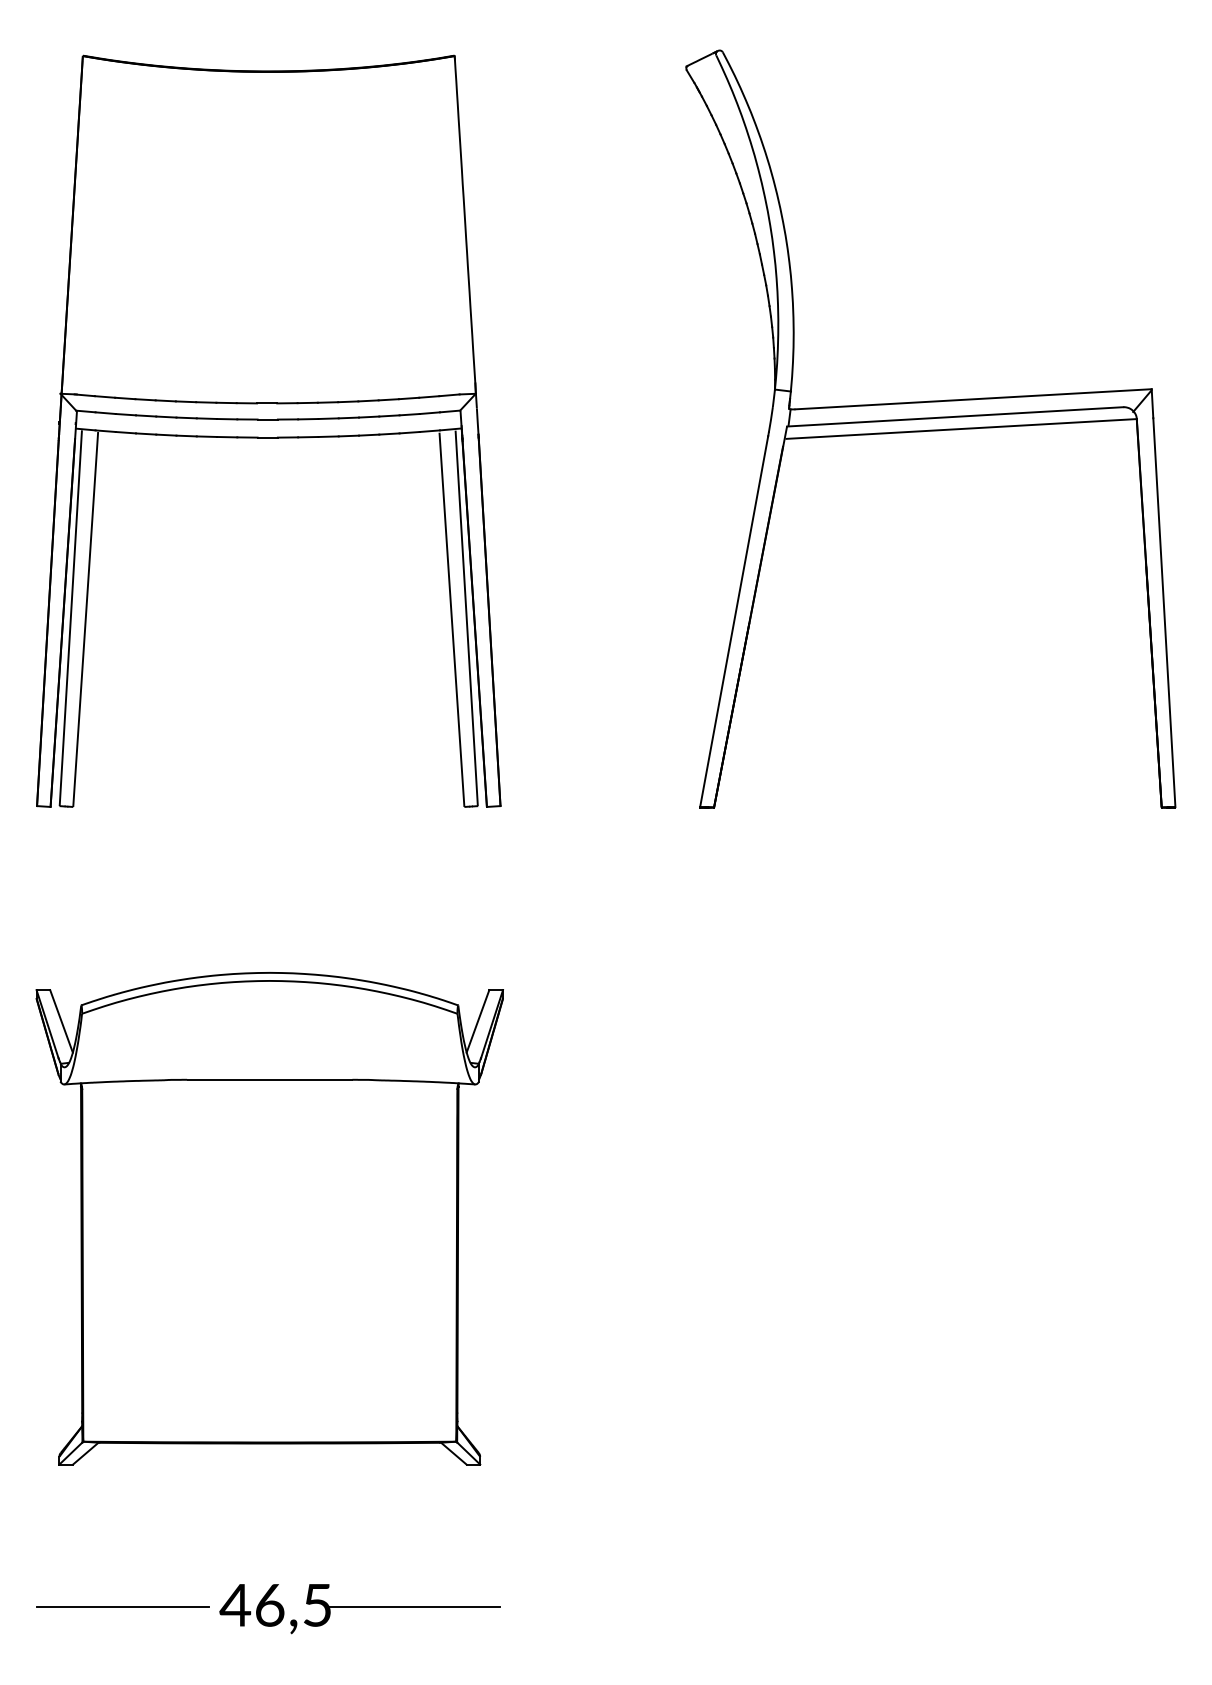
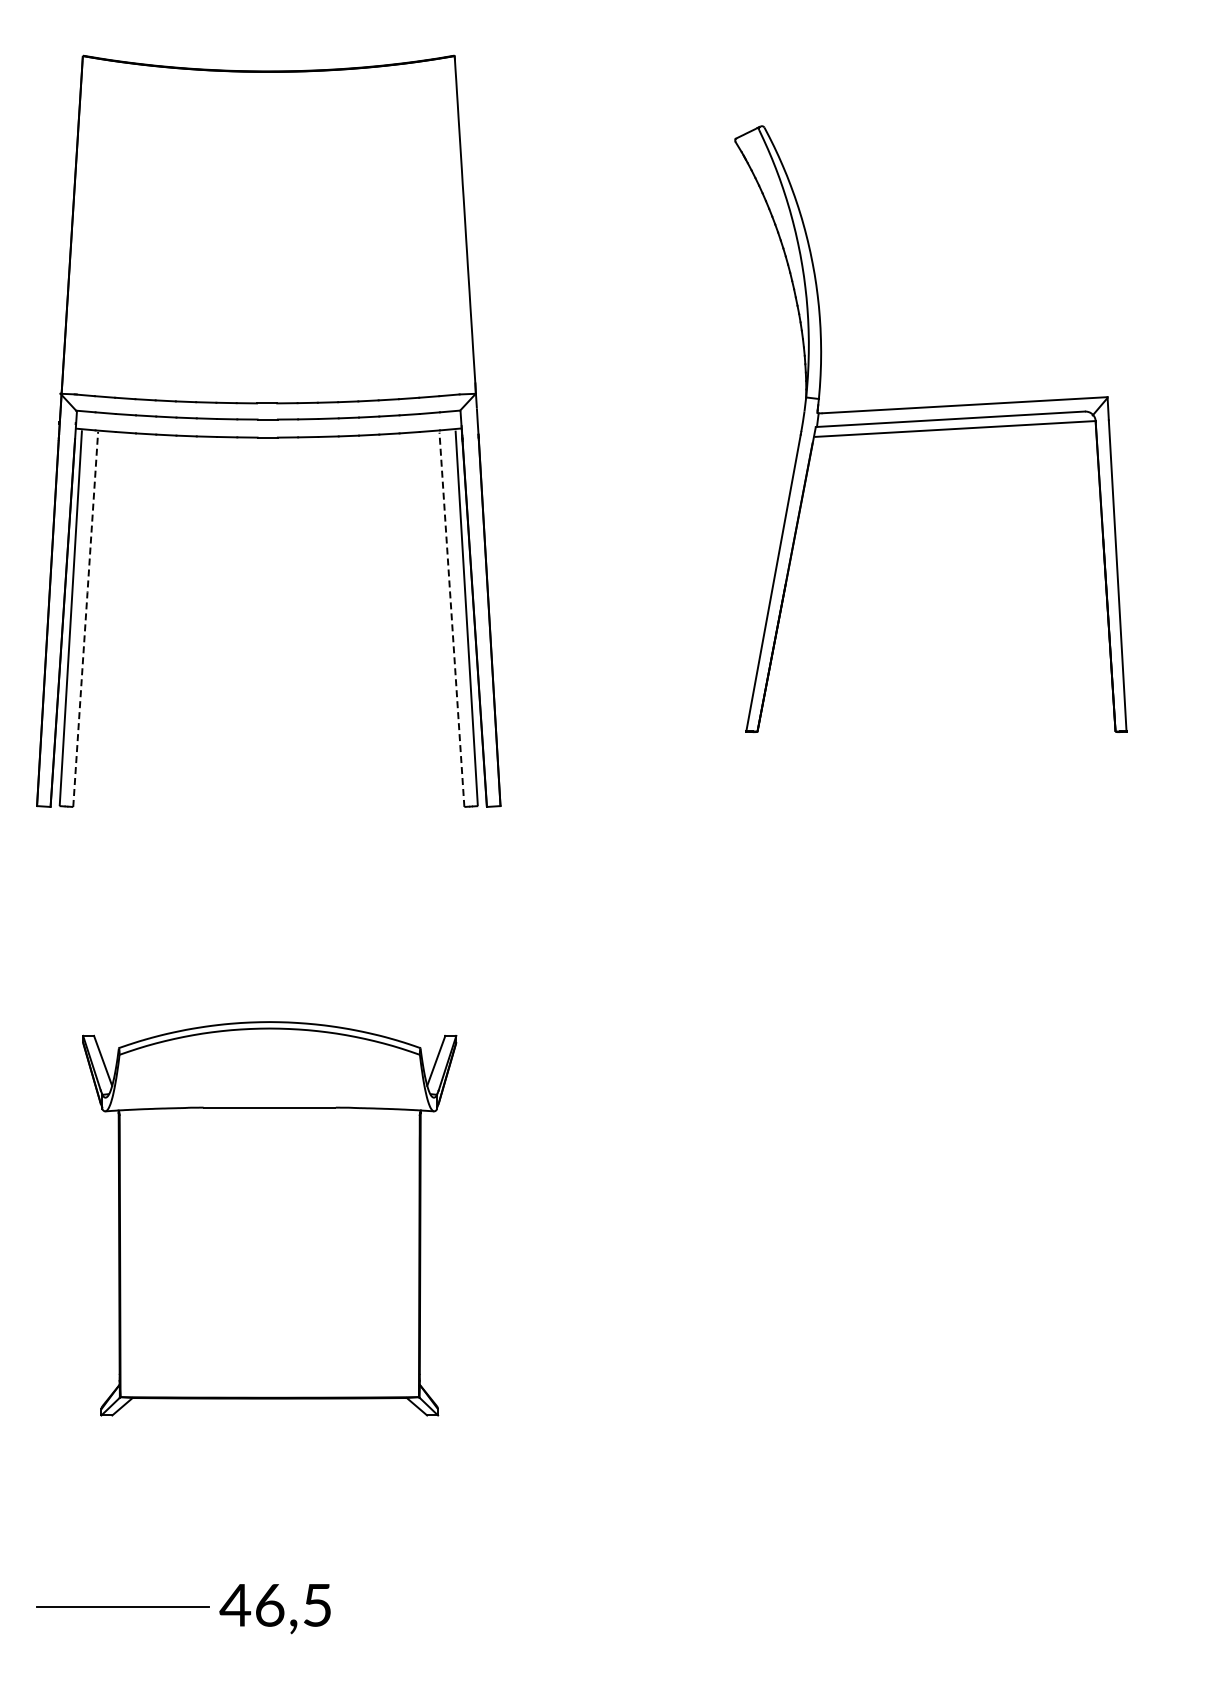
part size: 492x760 px -> 394x608 px (930, 428)
line: solid -> dashed (85, 618)
line: solid -> dashed (451, 618)
part size: 469x494 px -> 376x396 px (269, 1218)
line: present -> none (413, 1607)
